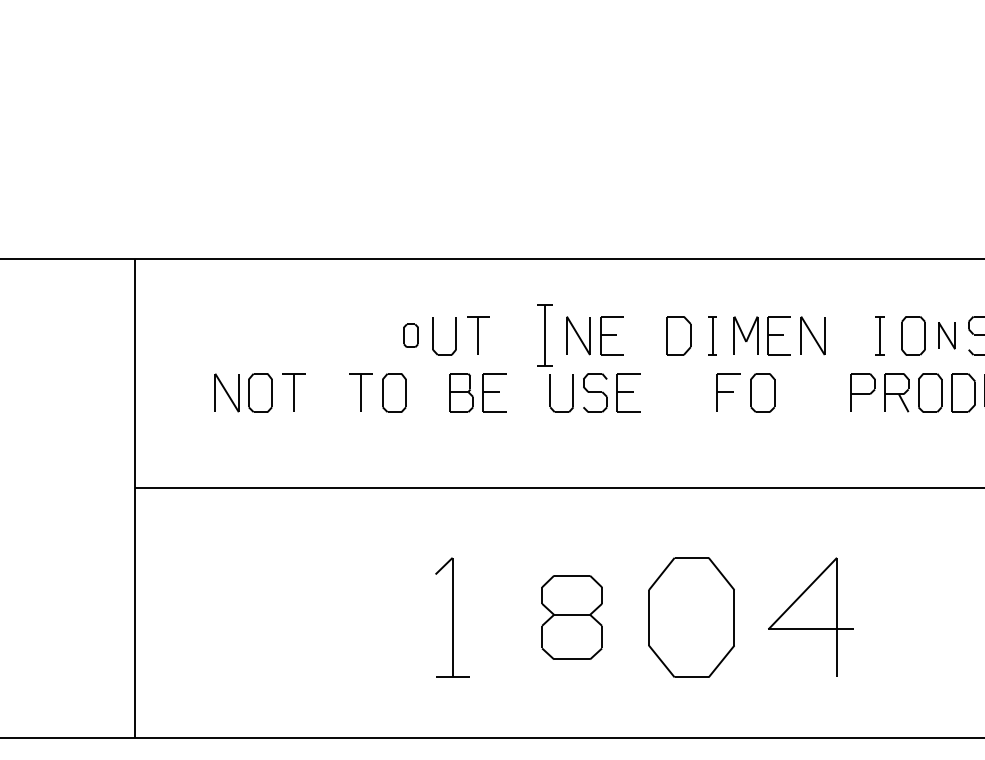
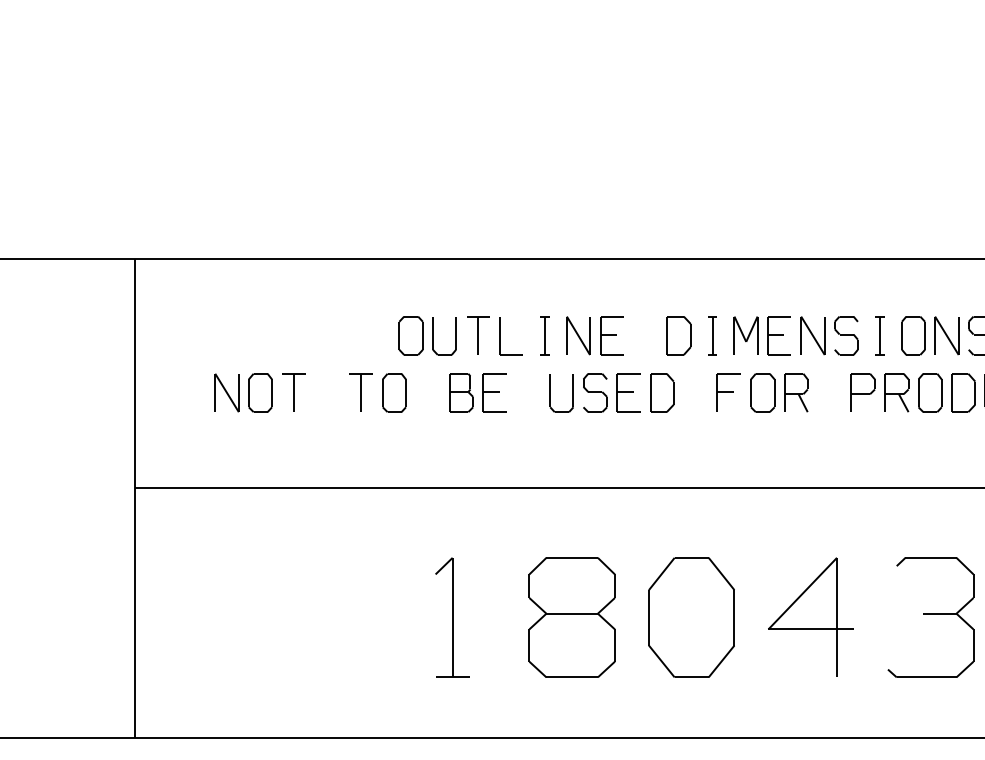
part size: 16x25 px -> 26x40 px (410, 335)
part size: 16x63 px -> 10x40 px (544, 335)
part: none -> present (846, 335)
part size: 18x28 px -> 26x40 px (946, 335)
part: none -> present (500, 336)
part: none -> present (662, 392)
part: none -> present (796, 392)
part size: 62x85 px -> 88x121 px (571, 617)
part: none -> present (930, 617)
